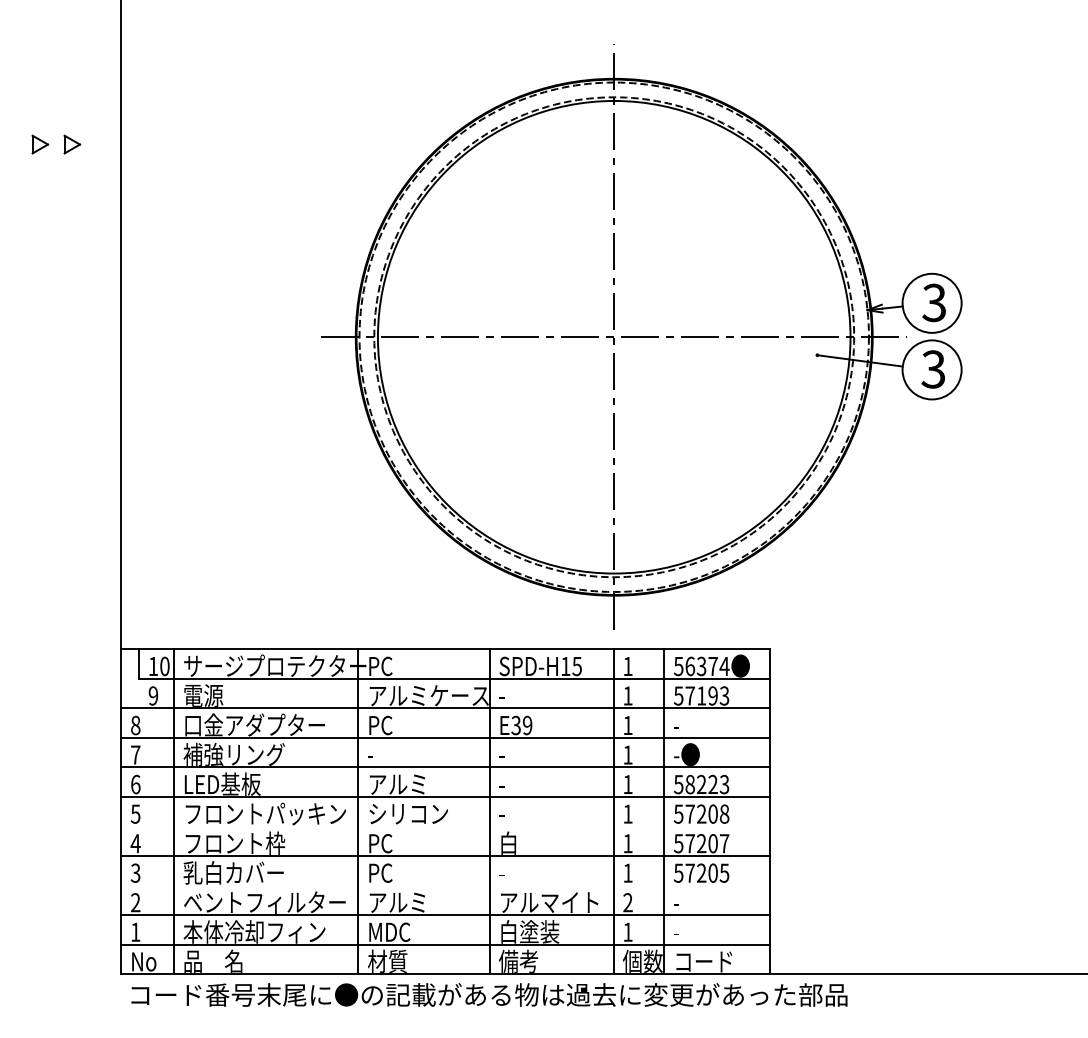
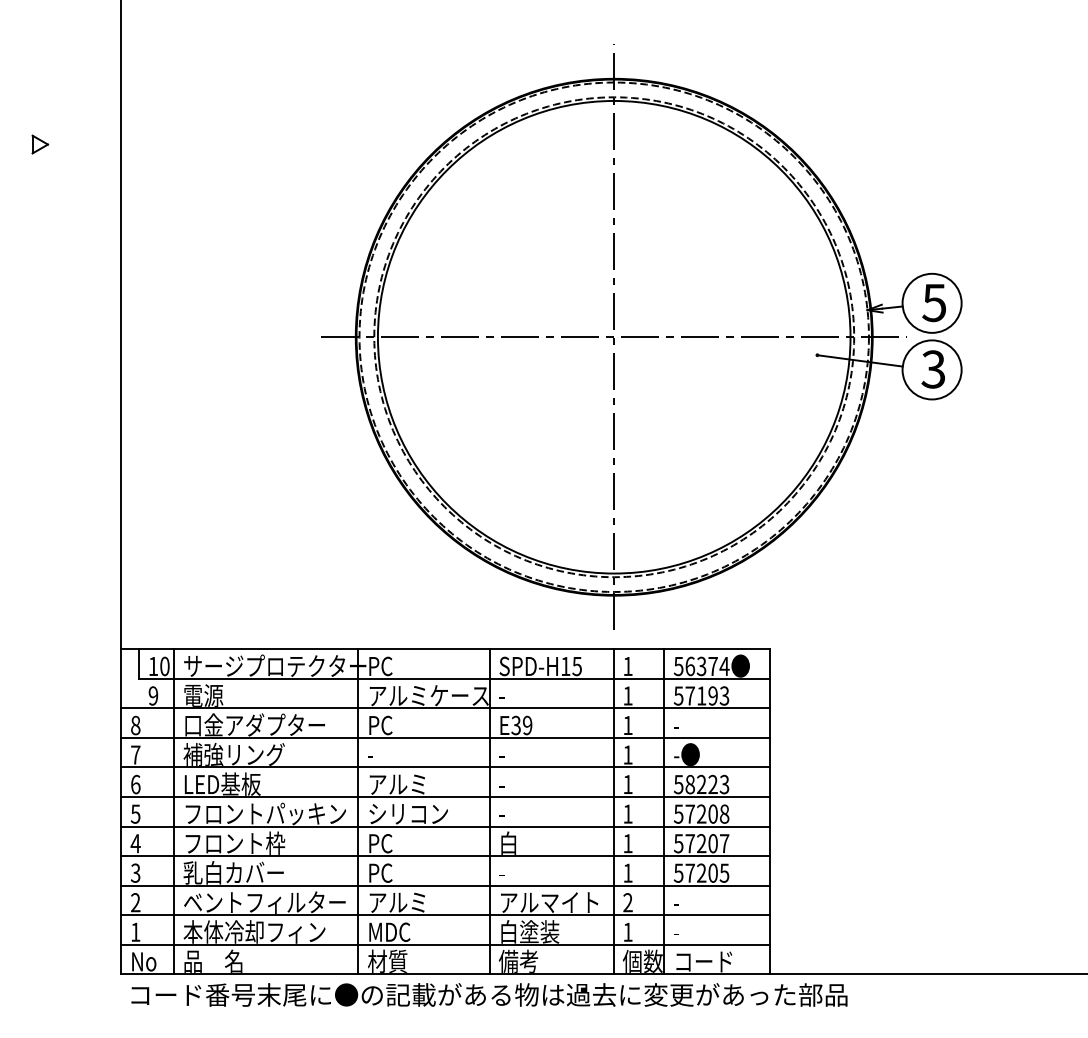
part: present -> none (72, 144)
text: 3 -> 5 (933, 302)
line: none -> present (445, 826)
line: none -> present (445, 885)
